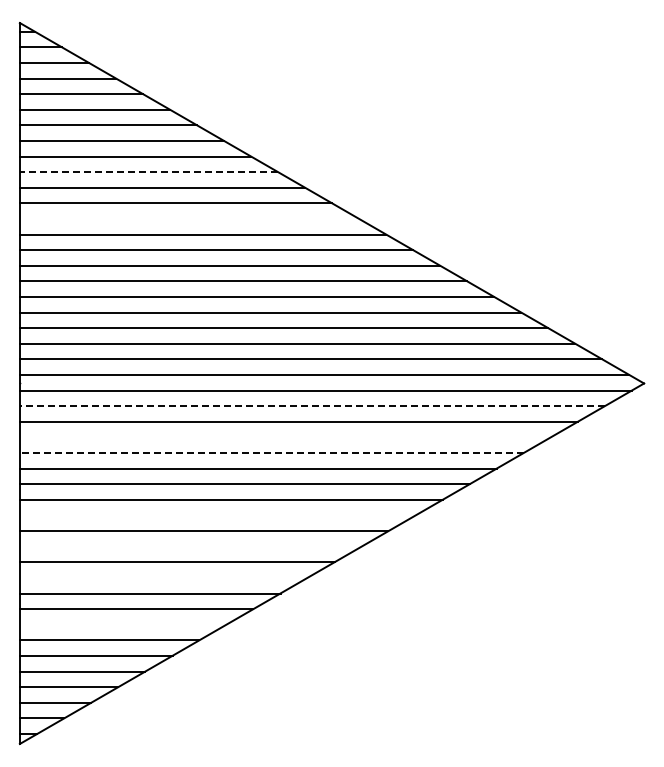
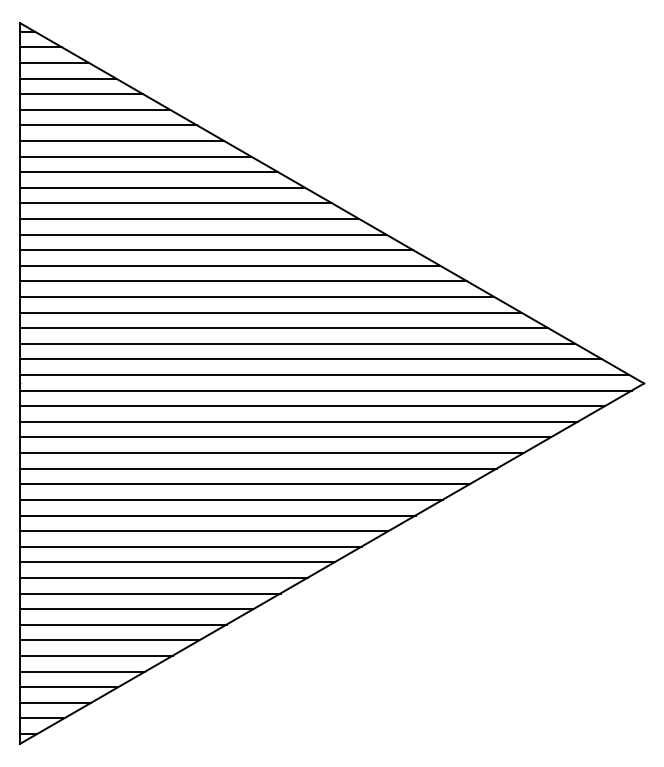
line: dashed -> solid (148, 172)
line: none -> present (189, 219)
line: dashed -> solid (311, 406)
line: none -> present (284, 437)
line: dashed -> solid (271, 453)
line: none -> present (217, 515)
line: none -> present (190, 546)
line: none -> present (163, 577)
line: none -> present (122, 624)
